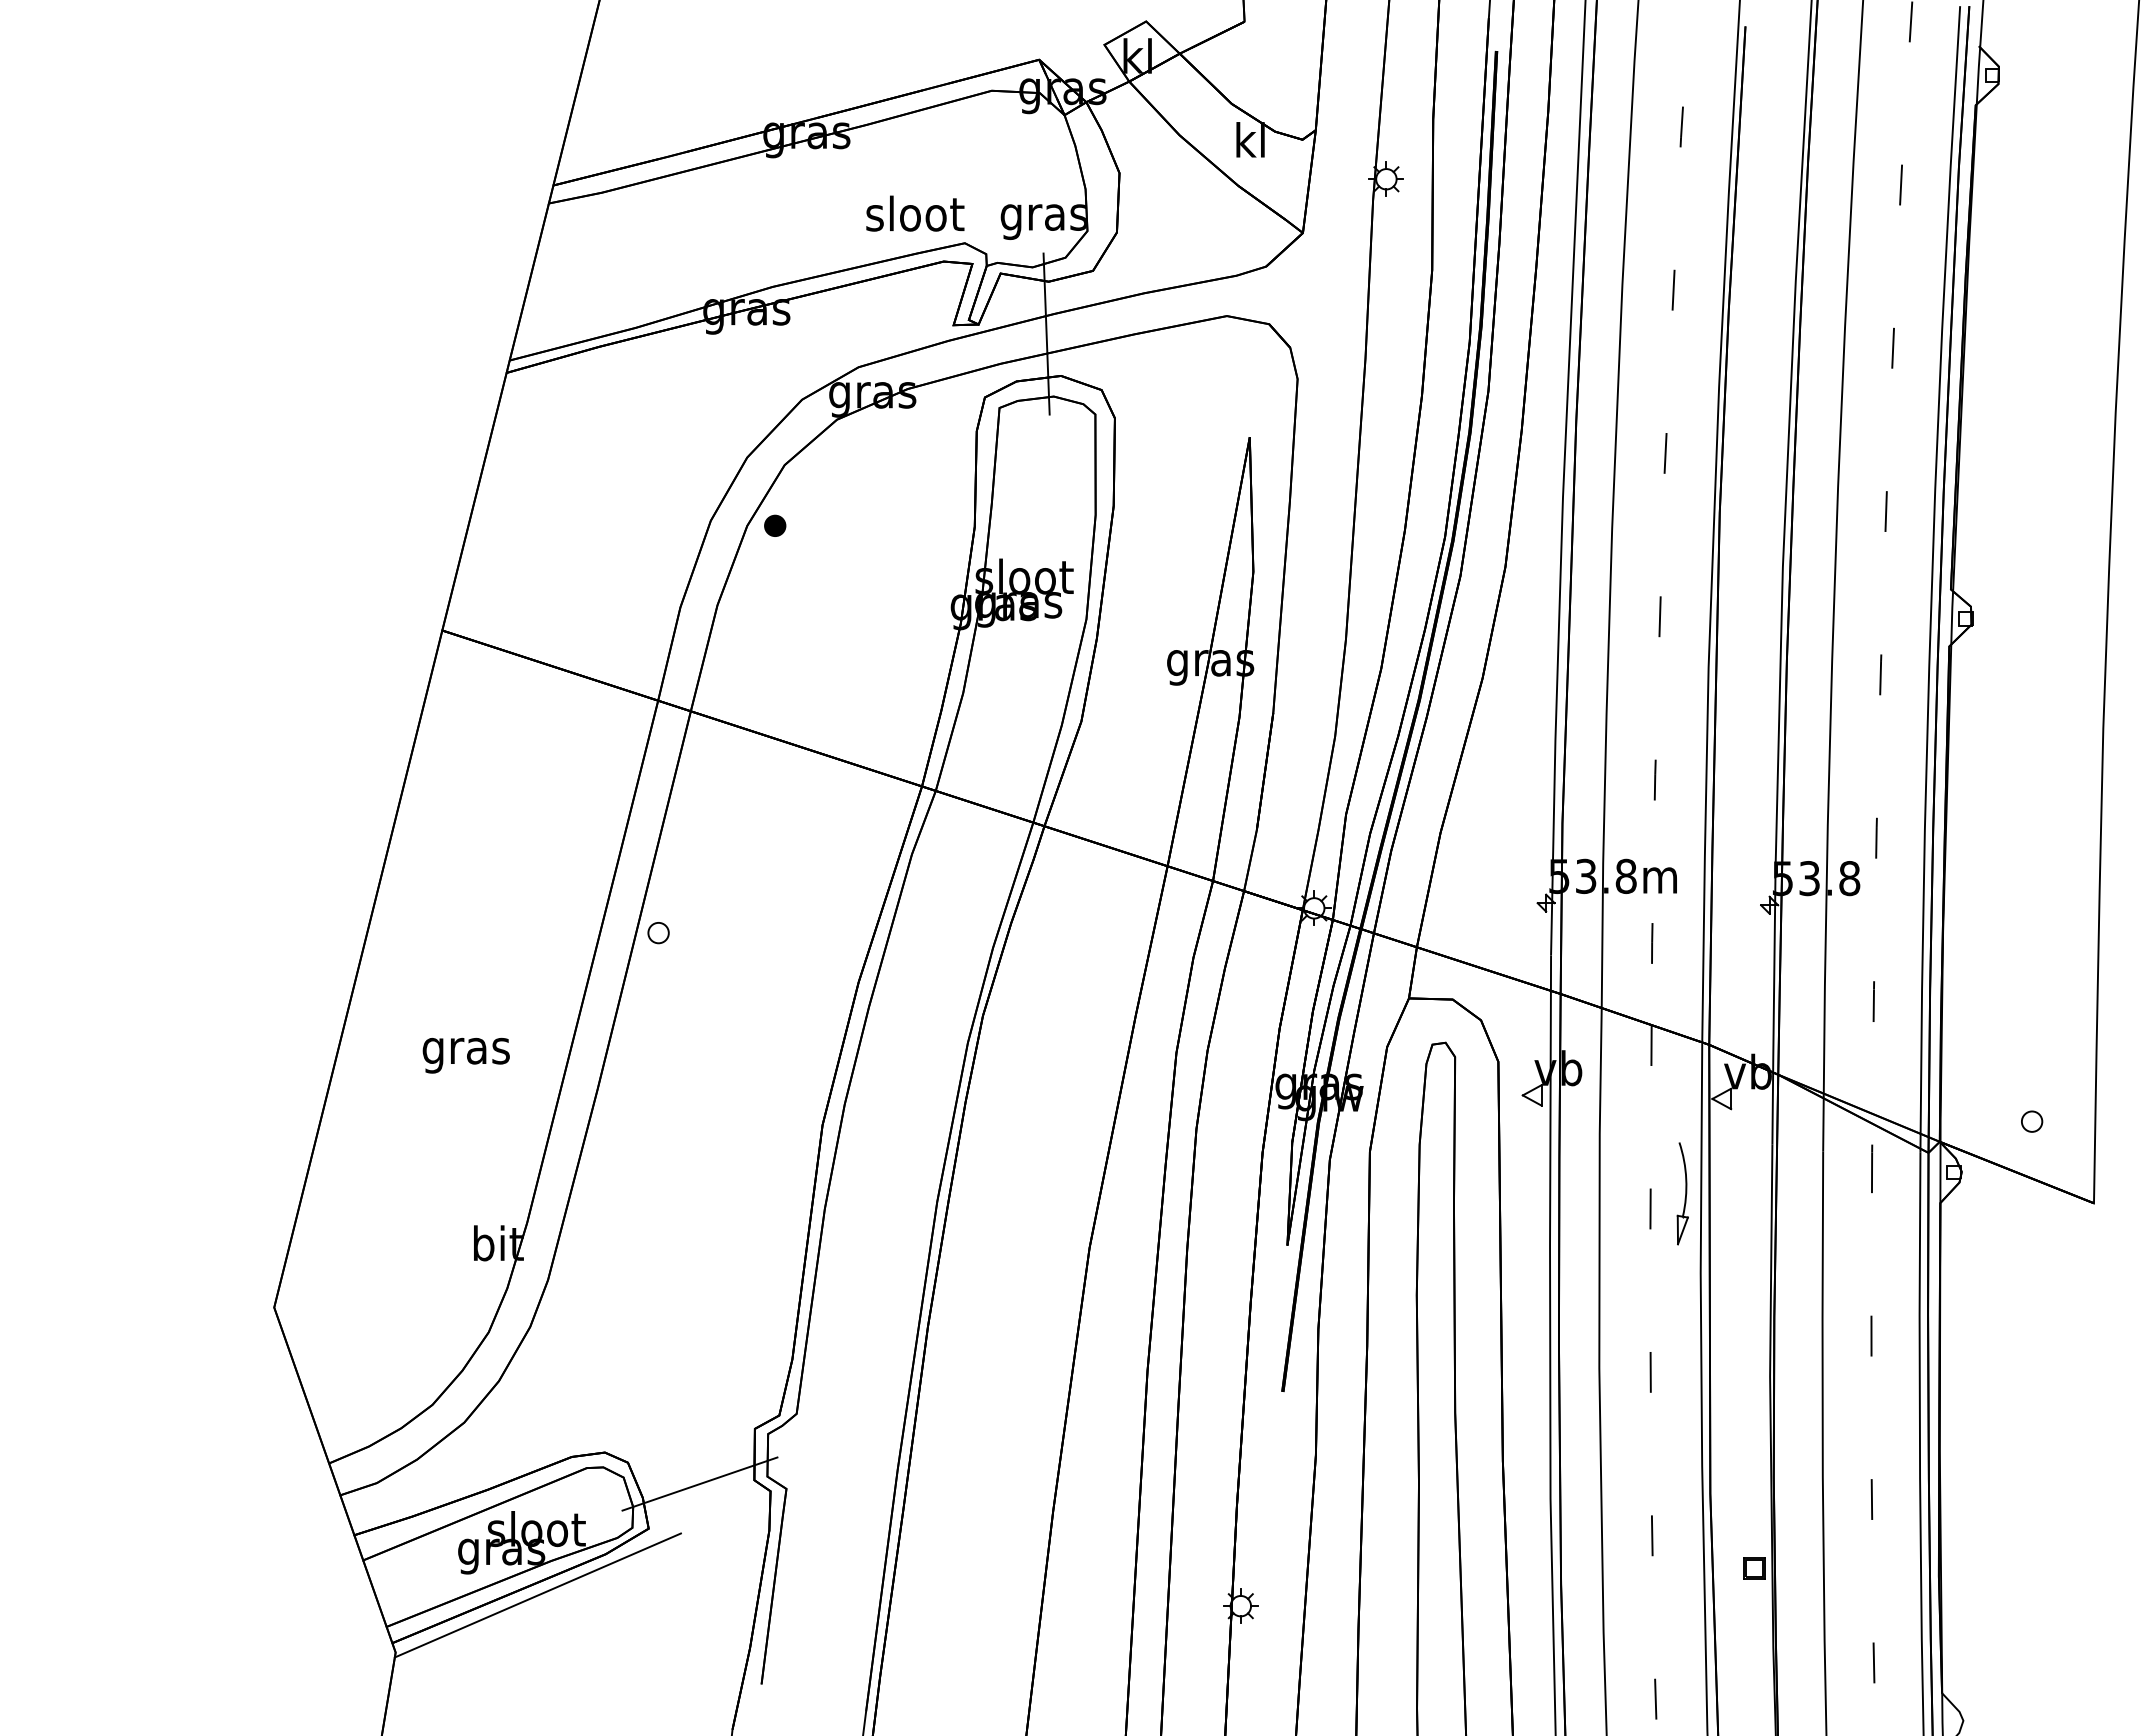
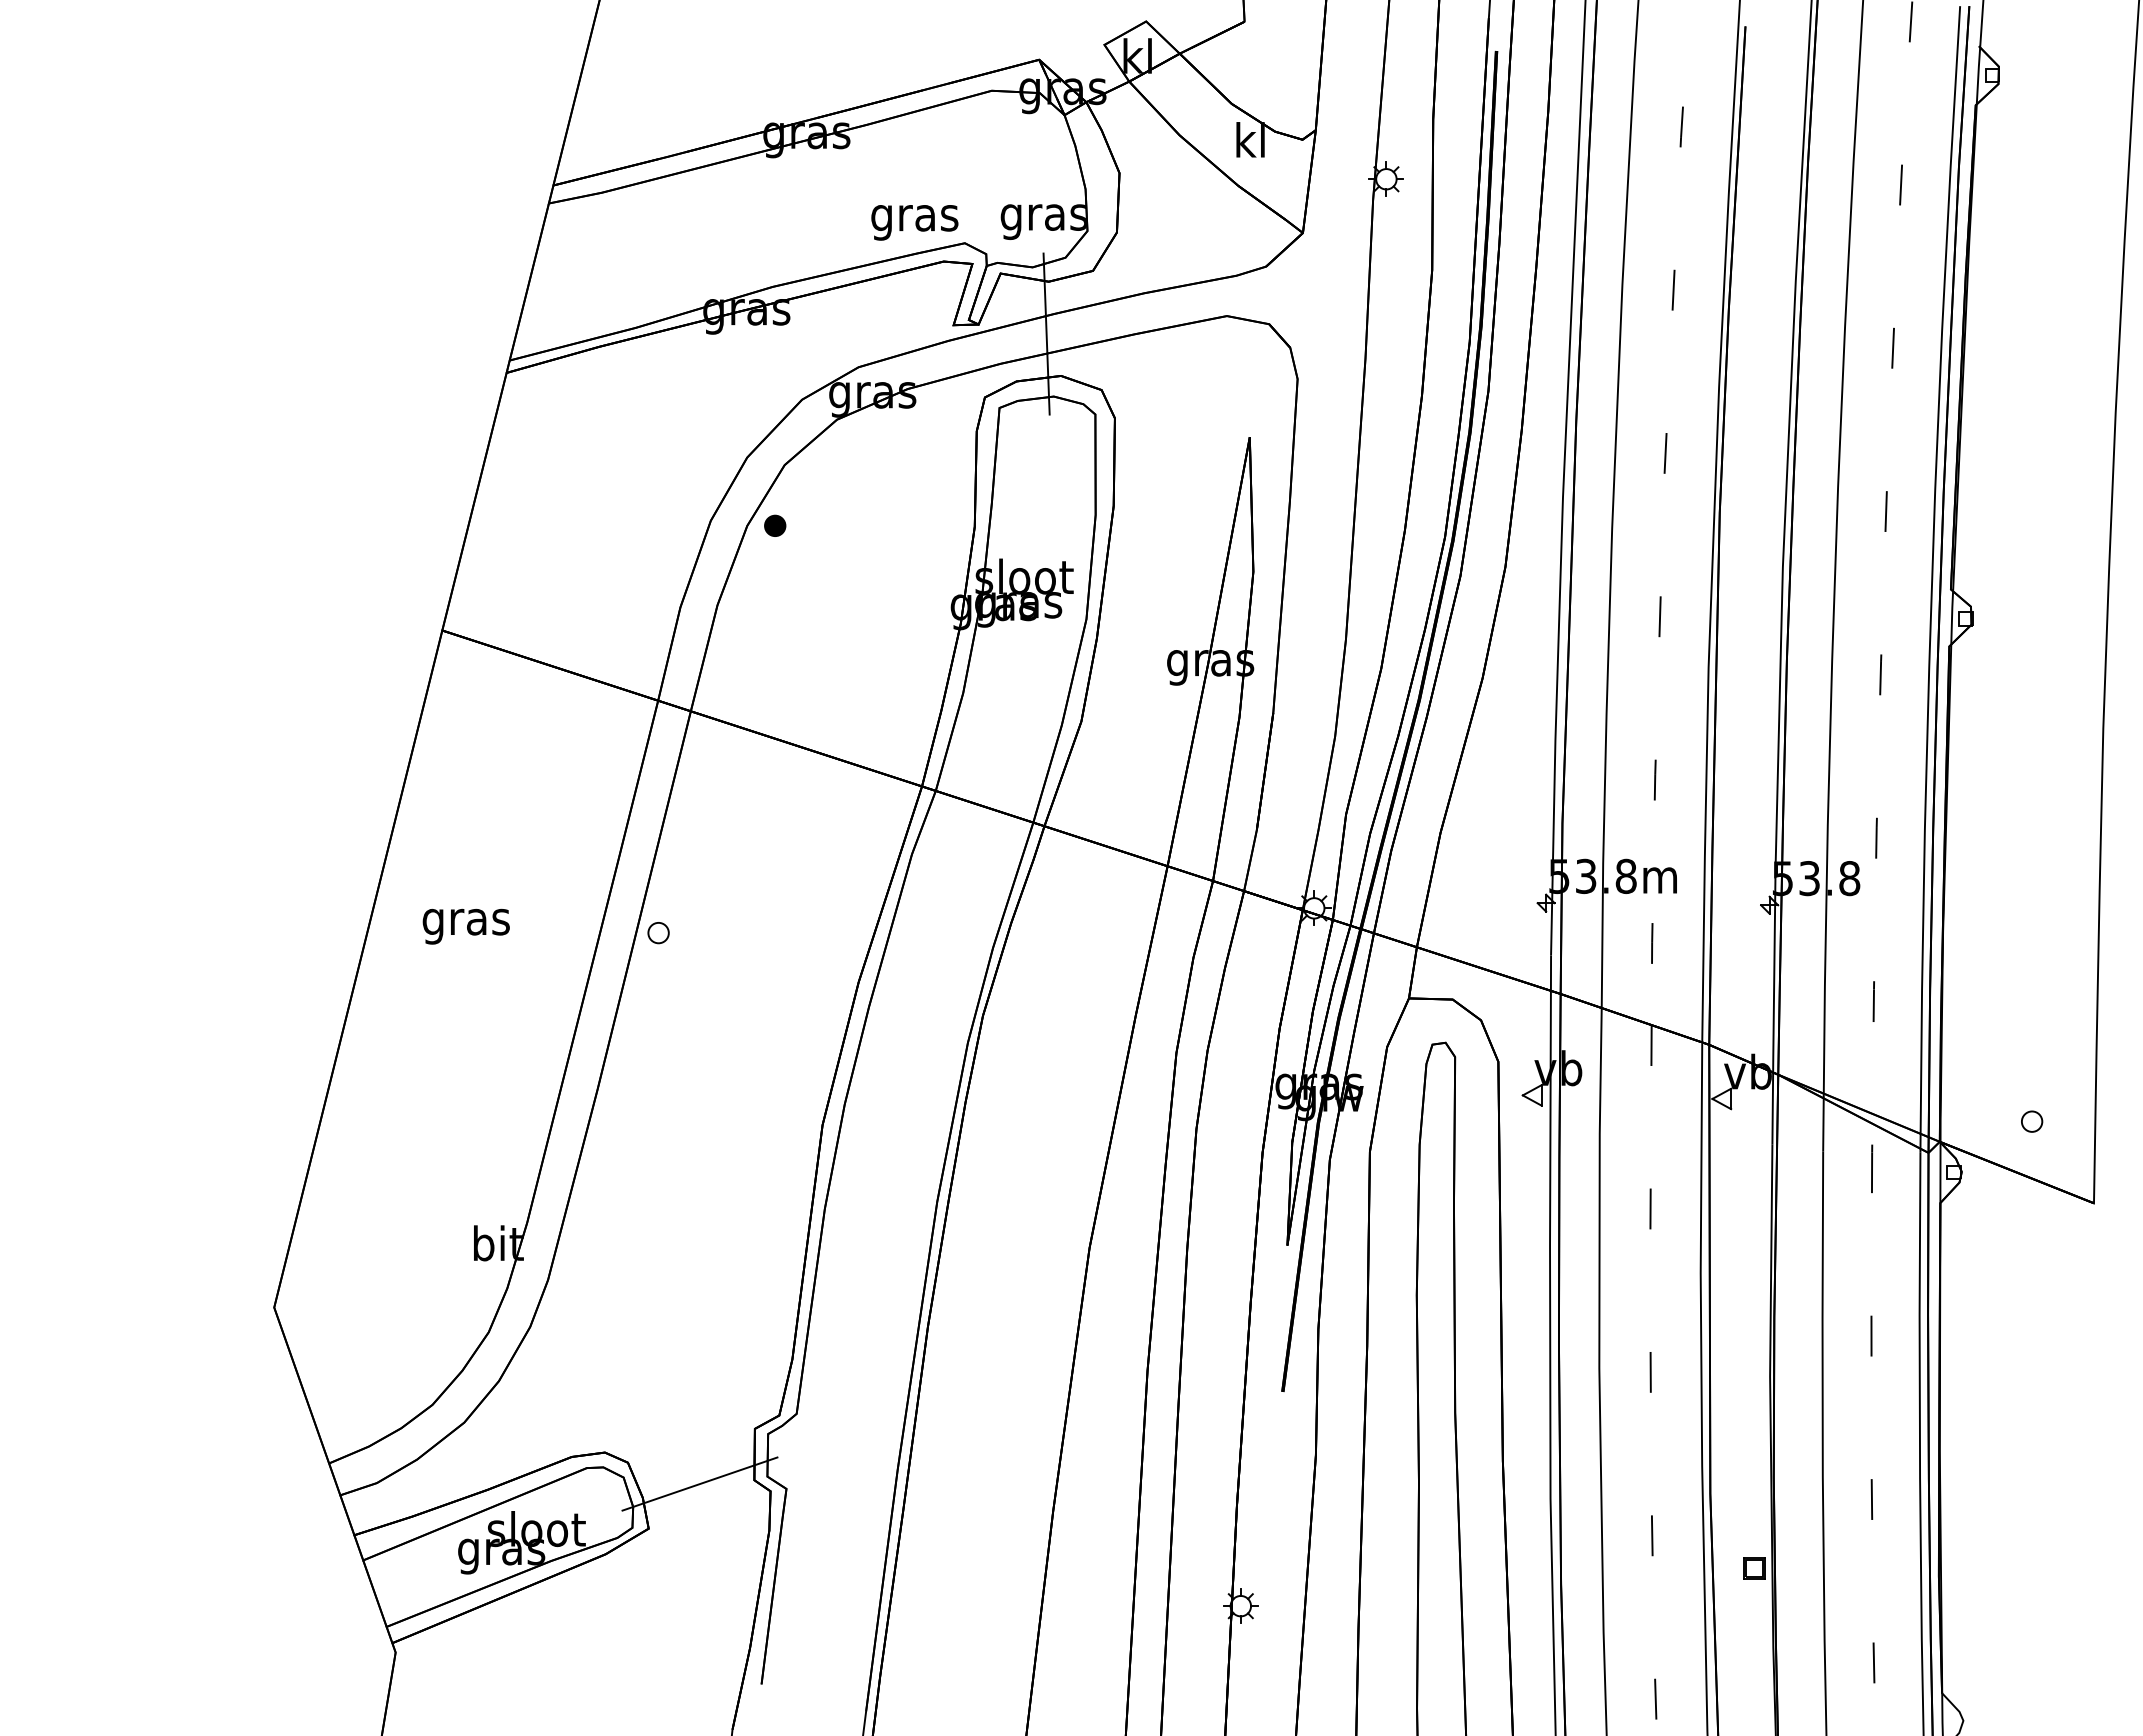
text: sloot -> gras (915, 217)
text position: (465, 1055) -> (465, 926) (465, 926)
part: present -> none (1682, 1193)
line: present -> none (537, 1595)
